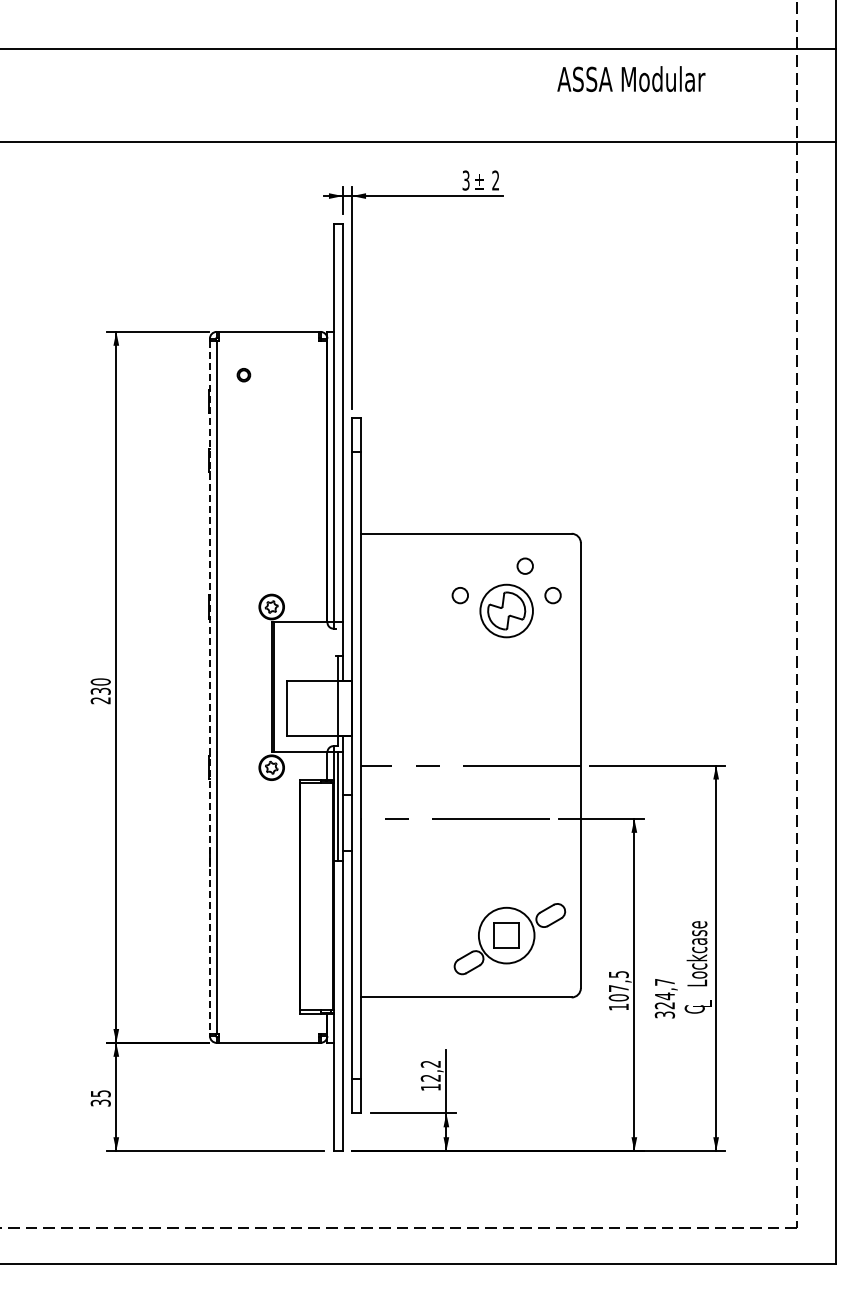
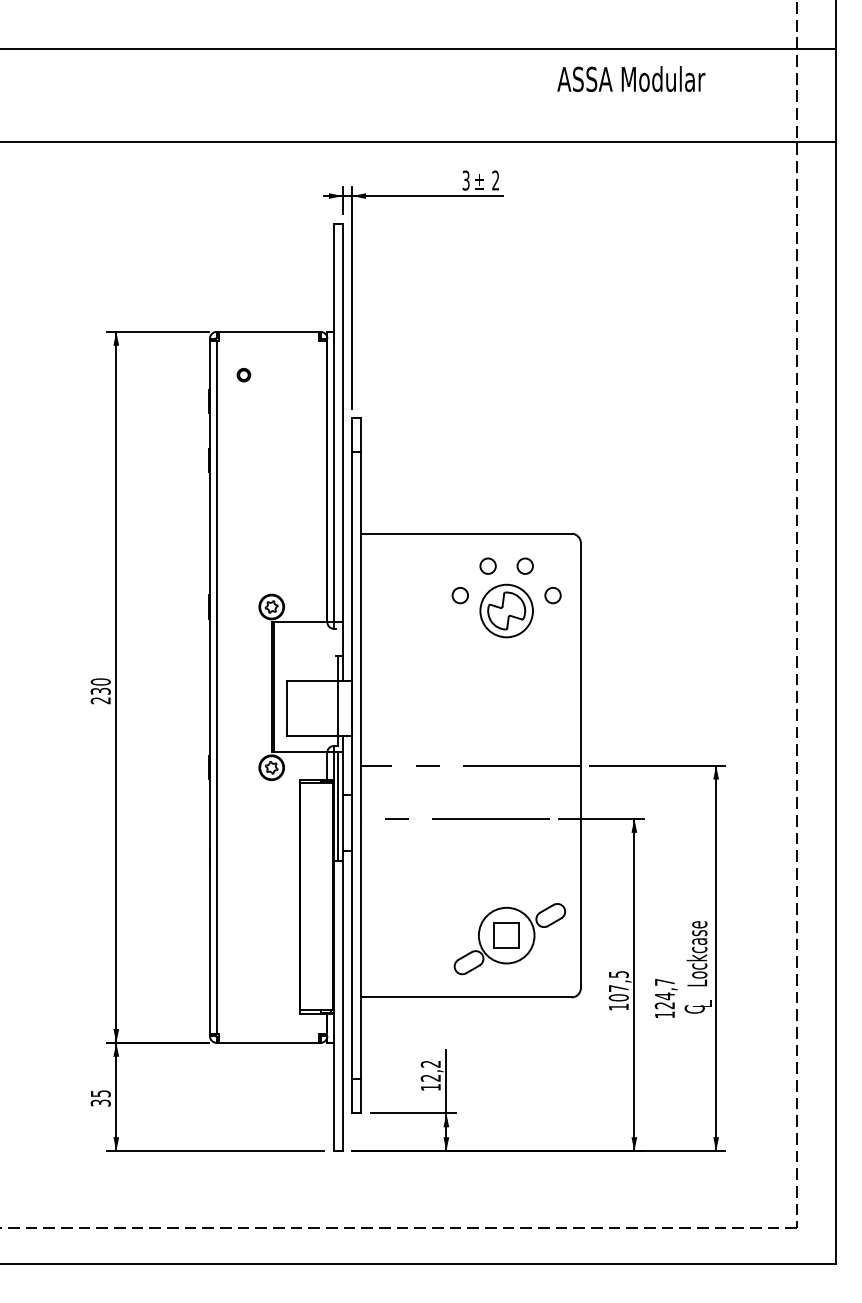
circle: none -> present (487, 565)
line: dashed -> solid (209, 687)
text: 324,7 -> 124,7 (664, 1014)
